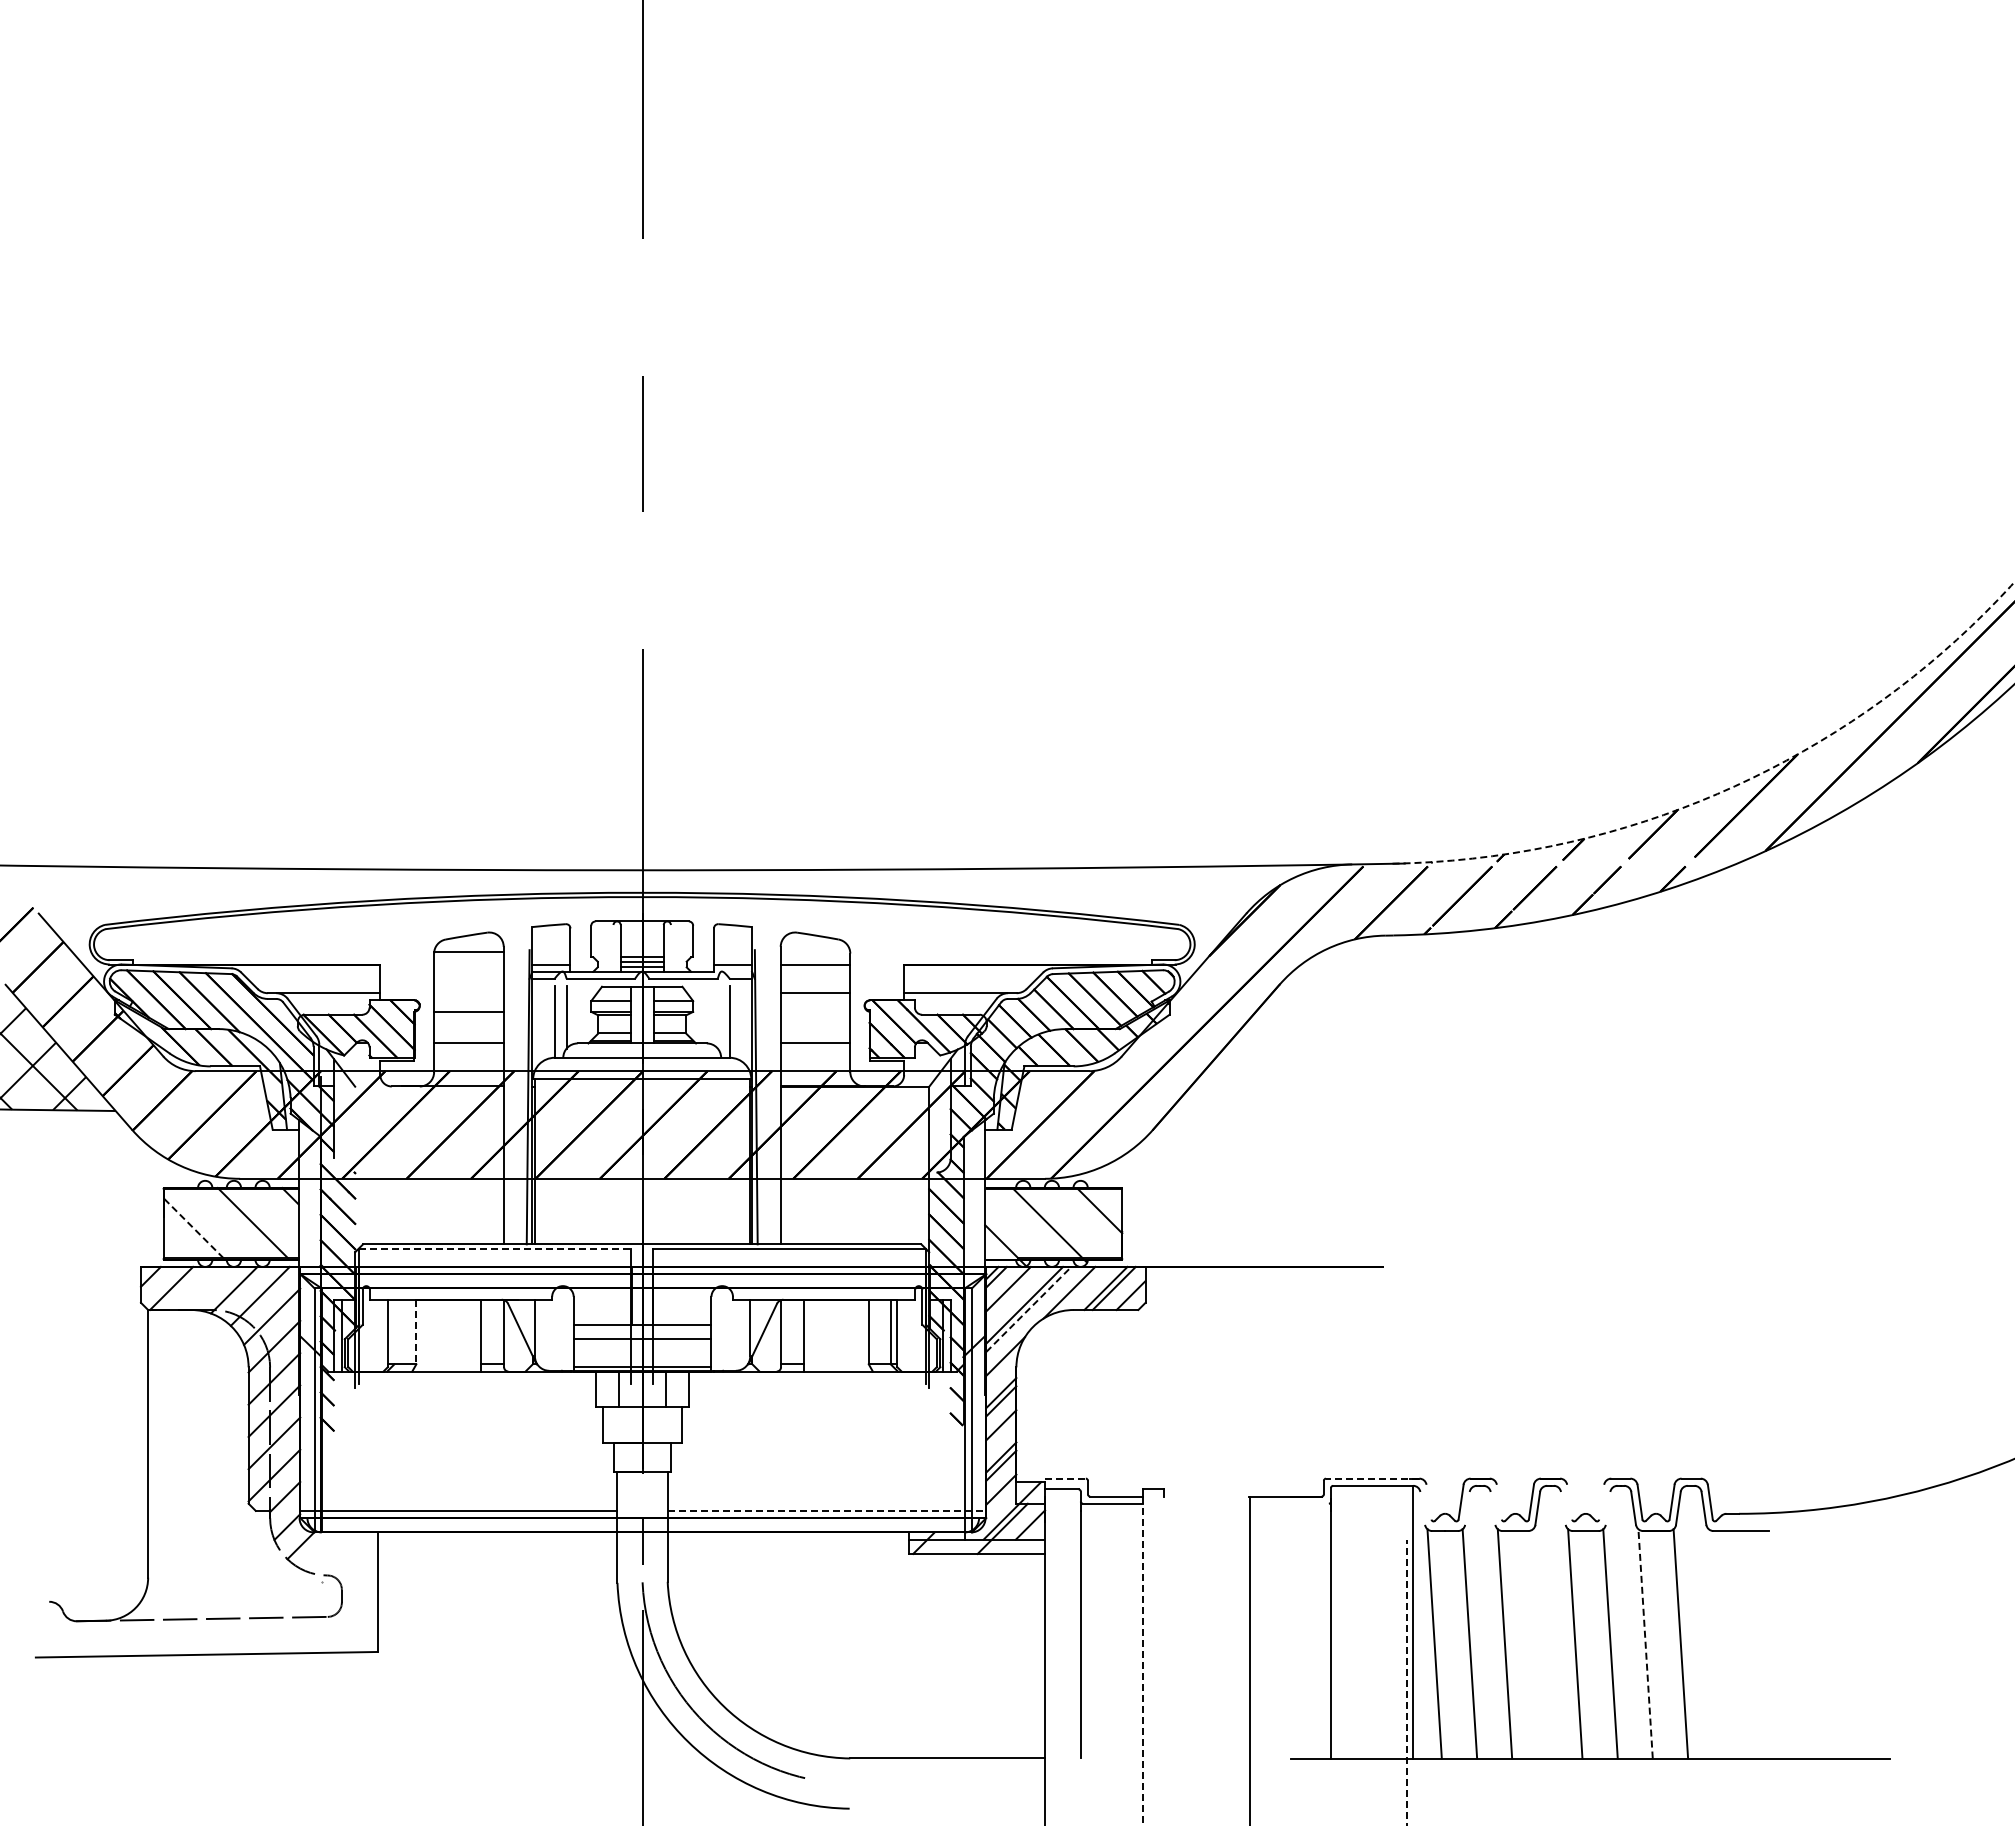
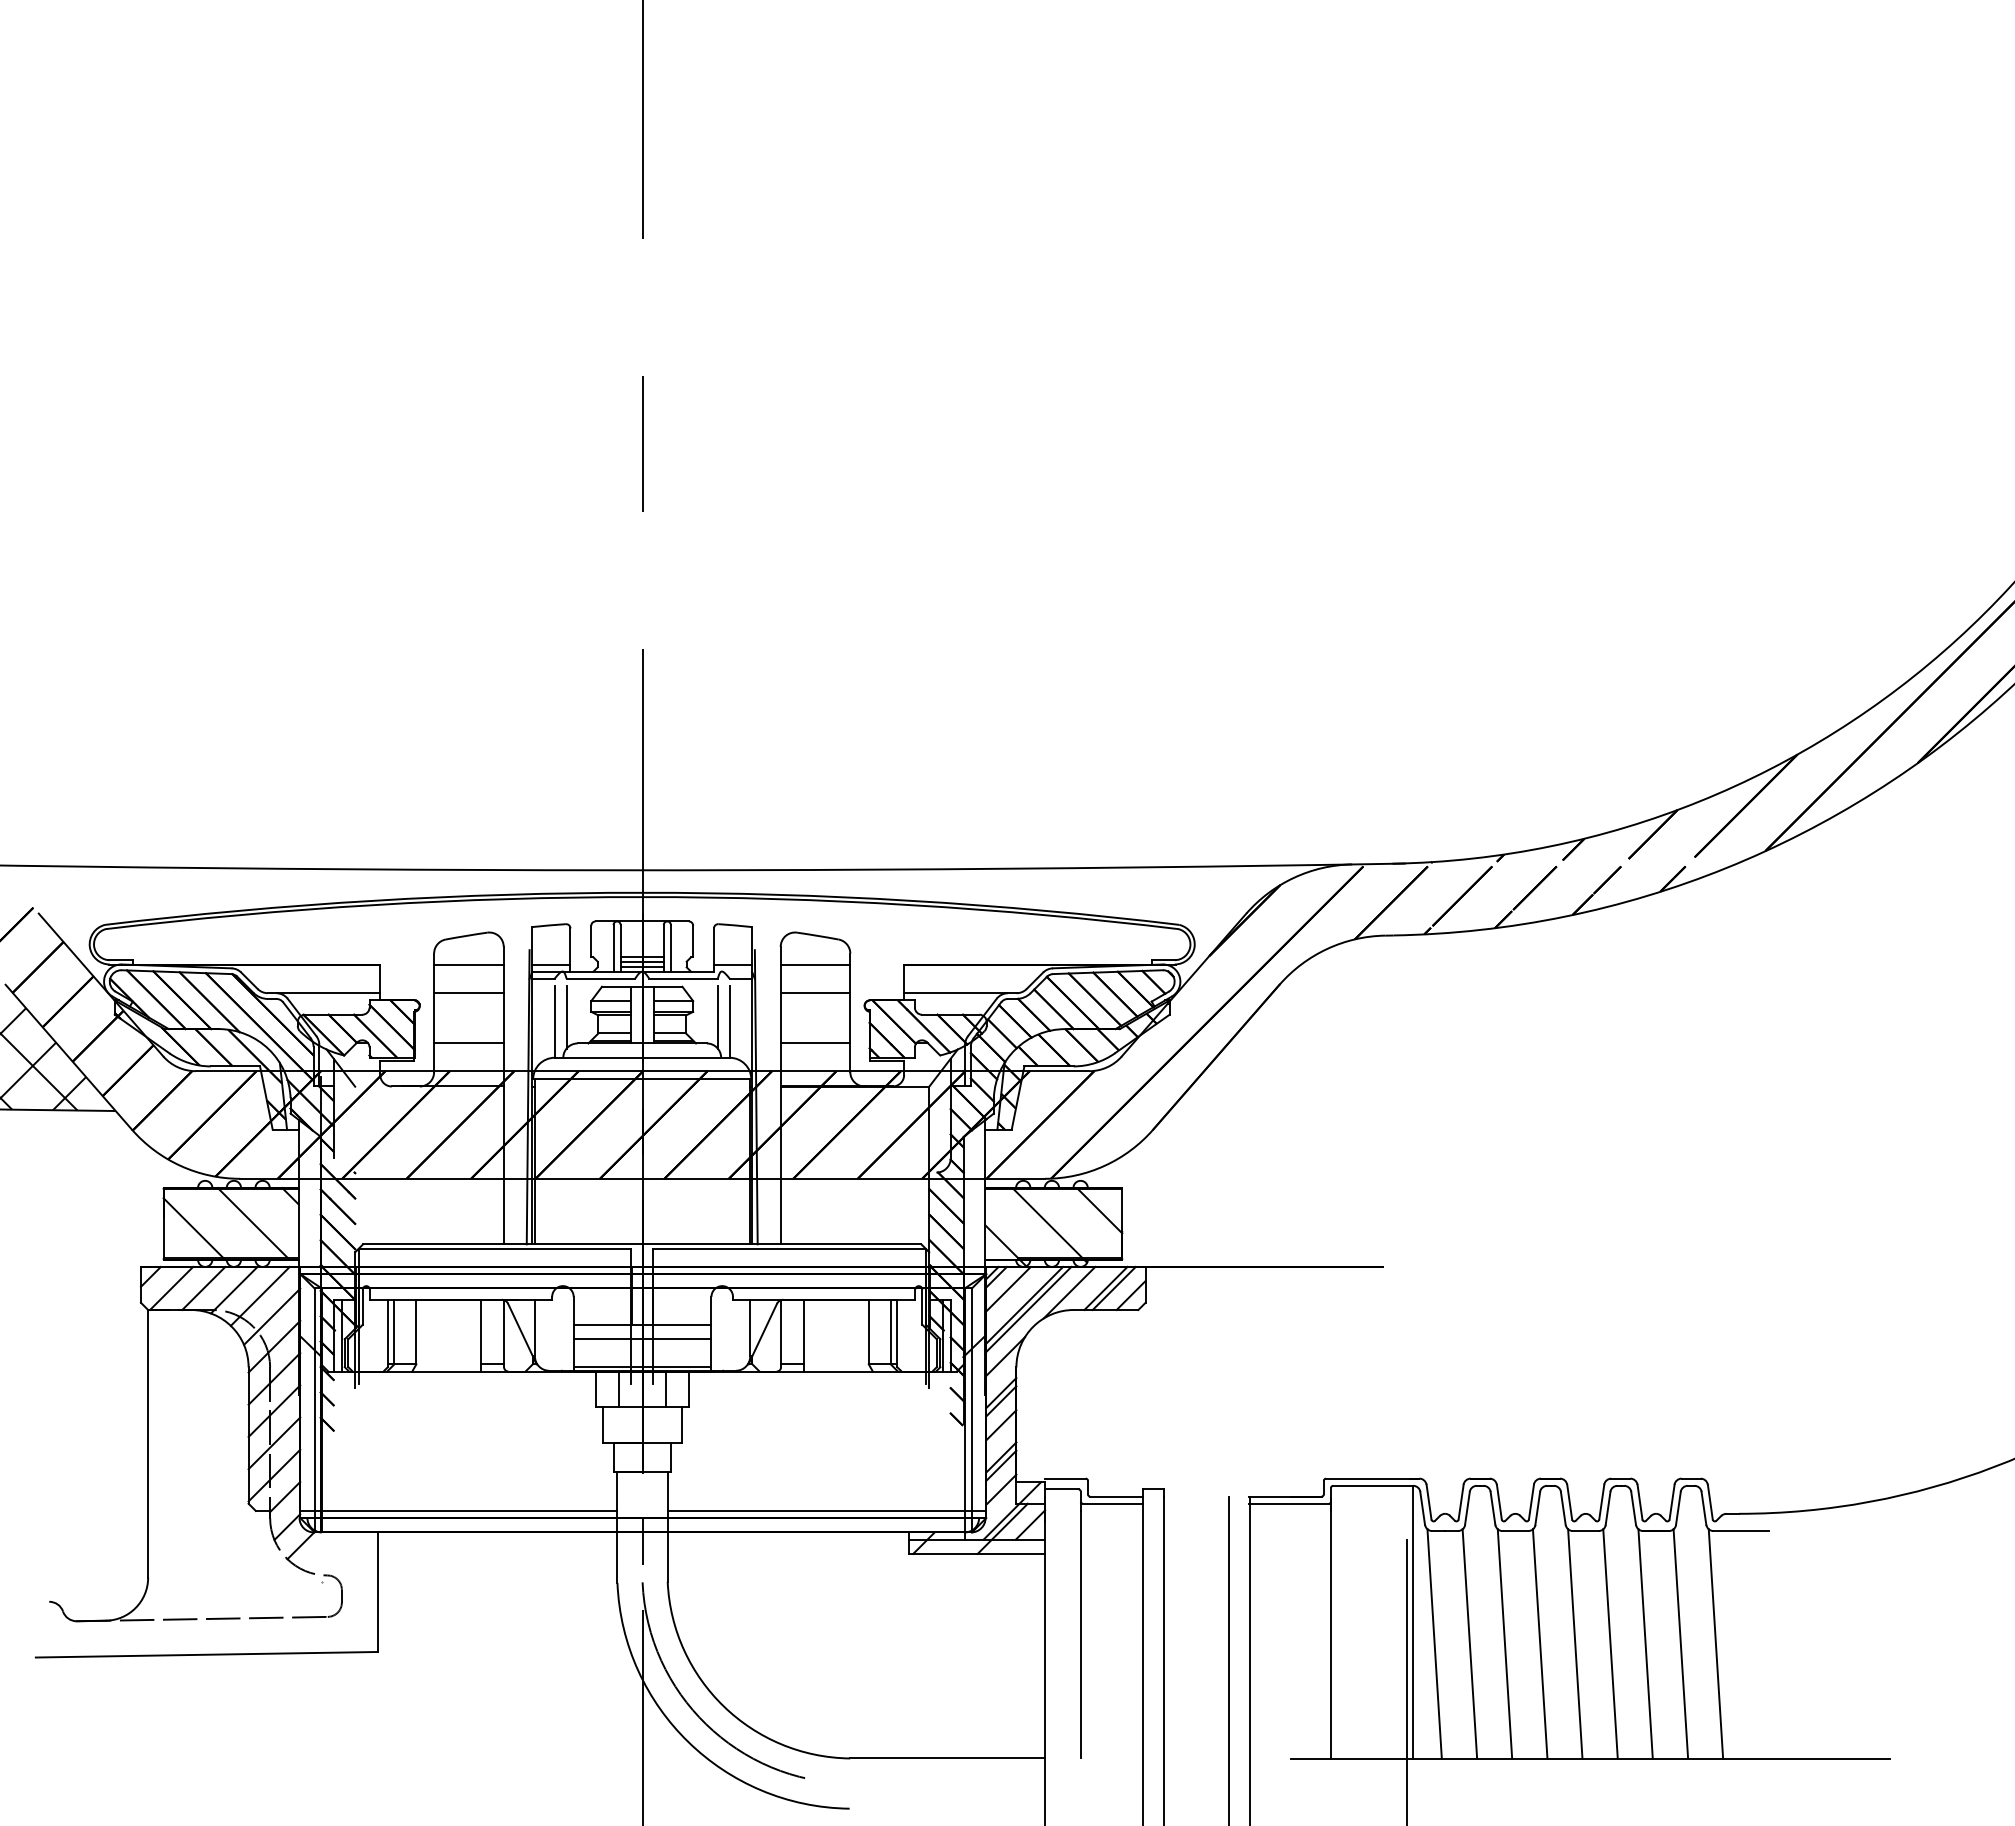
arc: dashed -> solid (1736, 785)
line: none -> present (613, 948)
line: none -> present (670, 948)
line position: (468, 951) -> (468, 964) (468, 964)
line position: (468, 1012) -> (468, 993) (468, 993)
line: none -> present (717, 1017)
line: dashed -> solid (193, 1227)
line: dashed -> solid (495, 1248)
line: none -> present (203, 1287)
line: dashed -> solid (1029, 1309)
line: none -> present (394, 1331)
line: dashed -> solid (416, 1332)
line: dashed -> solid (1065, 1478)
line: dashed -> solid (1372, 1478)
line: none -> present (1428, 1501)
line: none -> present (1498, 1501)
line: none -> present (1569, 1501)
line: none -> present (1601, 1501)
line: none -> present (1288, 1503)
line: none -> present (1422, 1508)
line: none -> present (1467, 1508)
line: none -> present (1492, 1508)
line: none -> present (1562, 1508)
line: none -> present (1607, 1508)
line: dashed -> solid (826, 1511)
line: none -> present (1539, 1643)
line: dashed -> solid (1645, 1643)
line: none -> present (1715, 1643)
line: none -> present (1164, 1659)
line: none -> present (1228, 1659)
line: dashed -> solid (1142, 1661)
line: dashed -> solid (1407, 1682)
